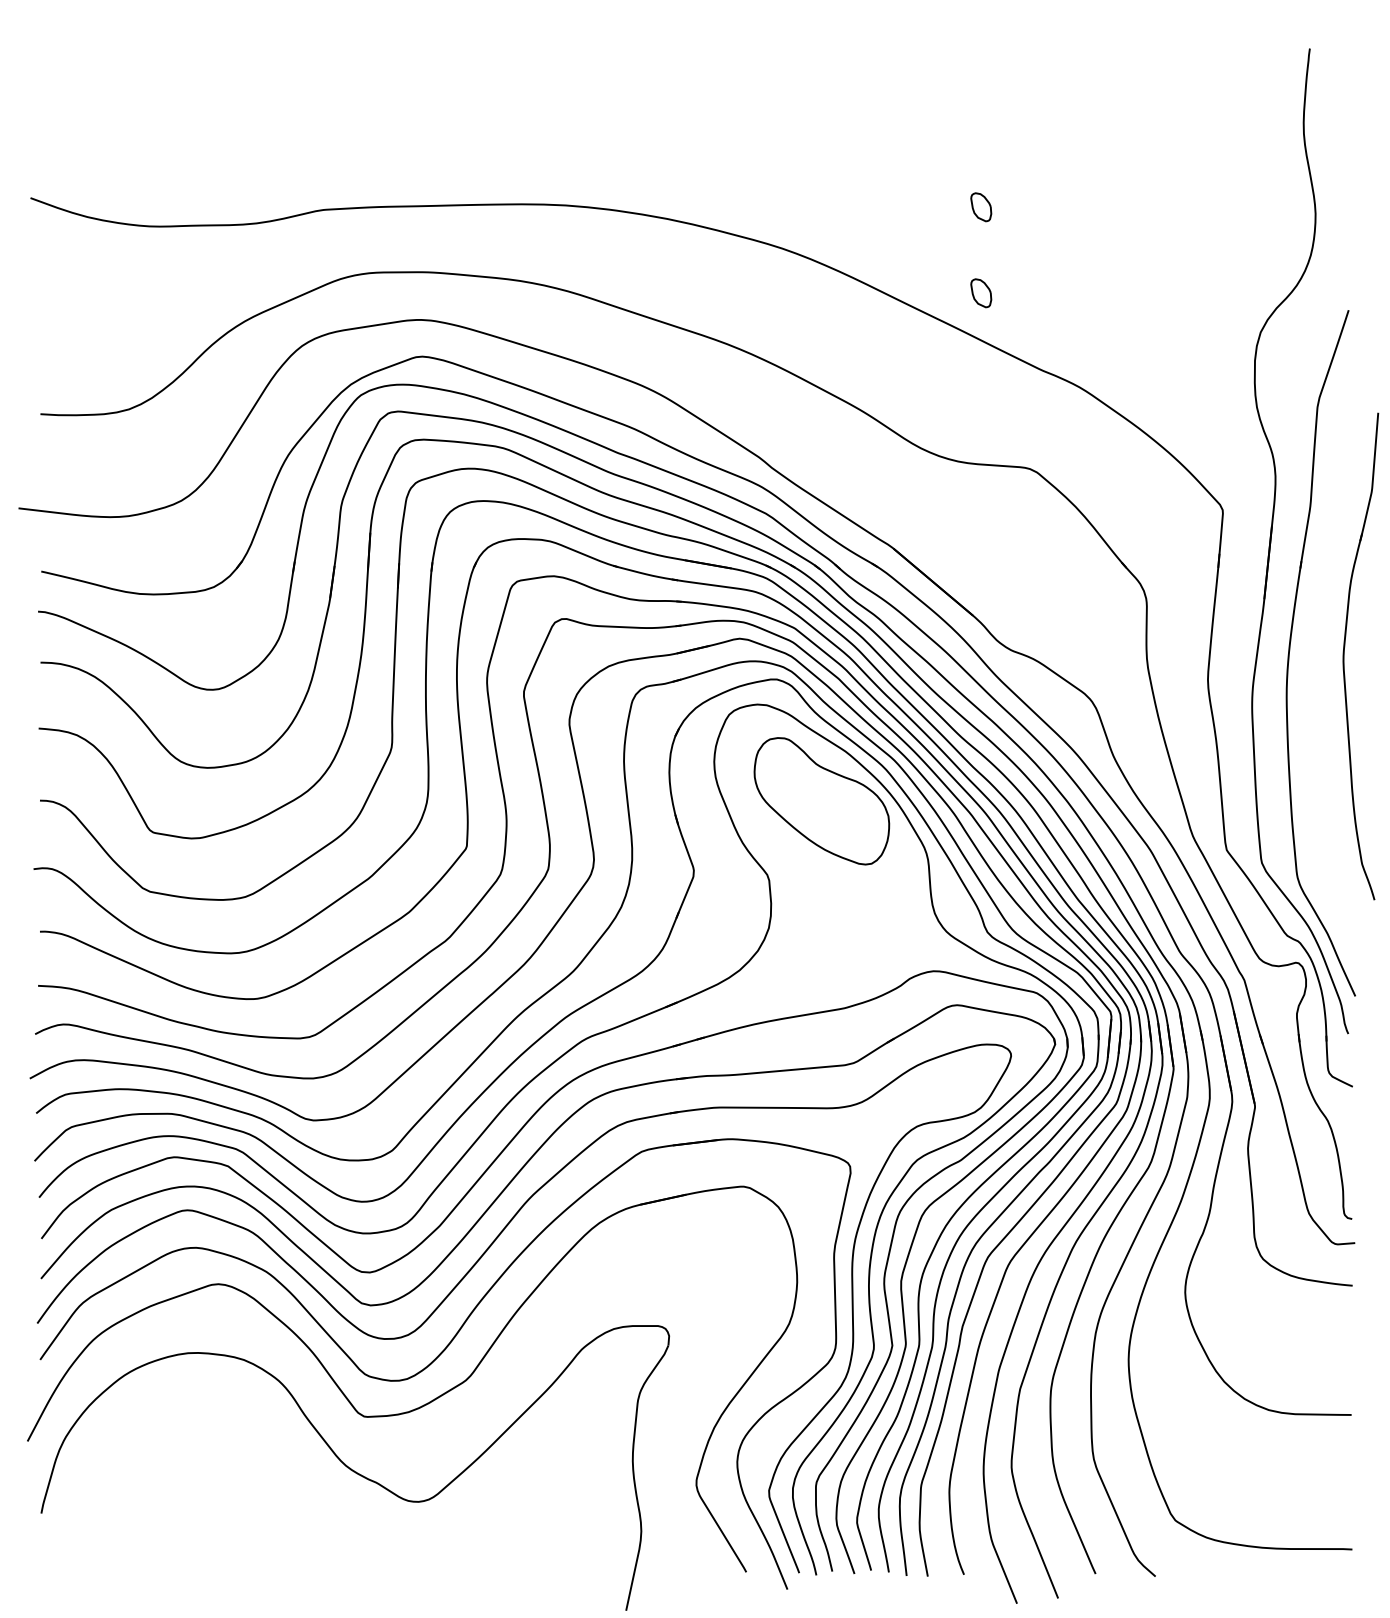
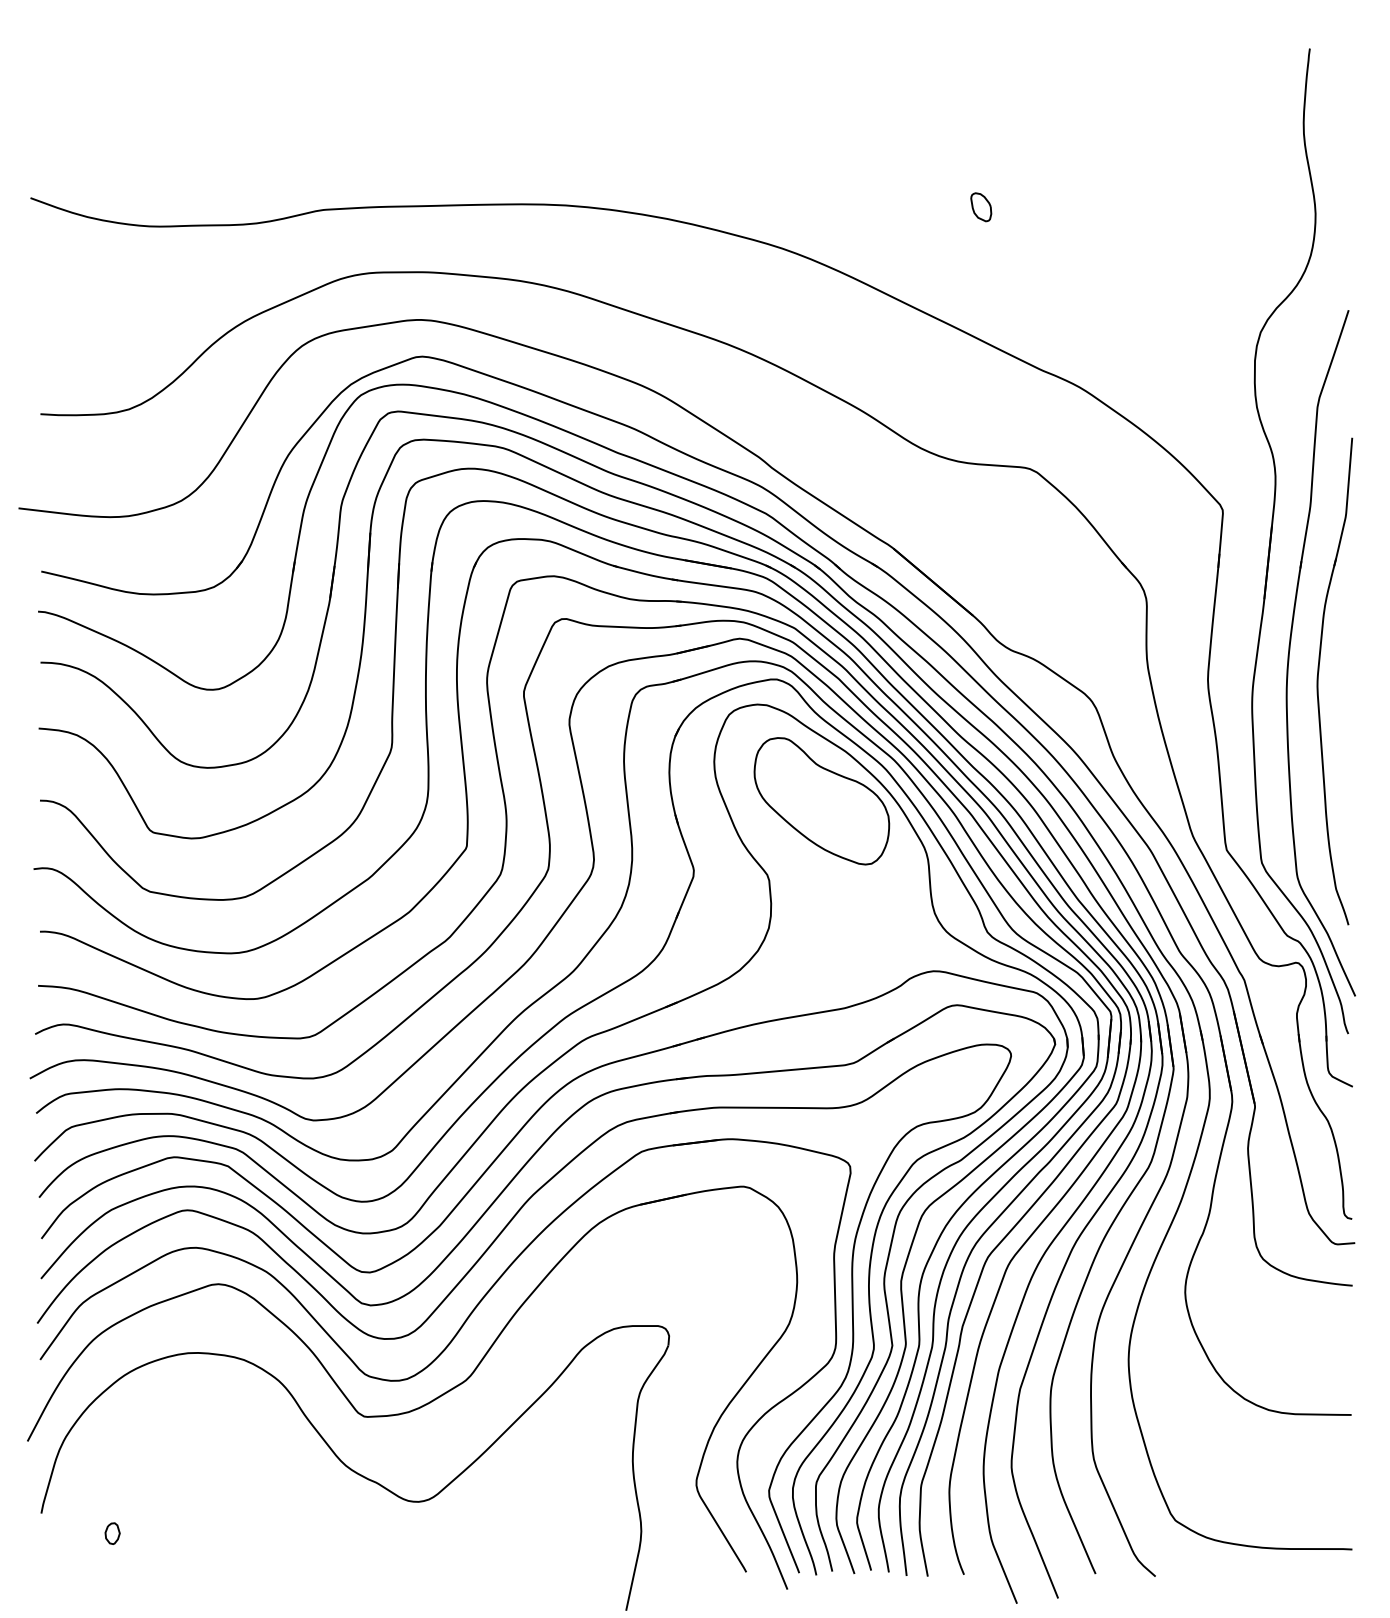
part: present -> none (981, 293)
part position: (1344, 656) -> (1318, 681) (1318, 681)
part: none -> present (112, 1533)
